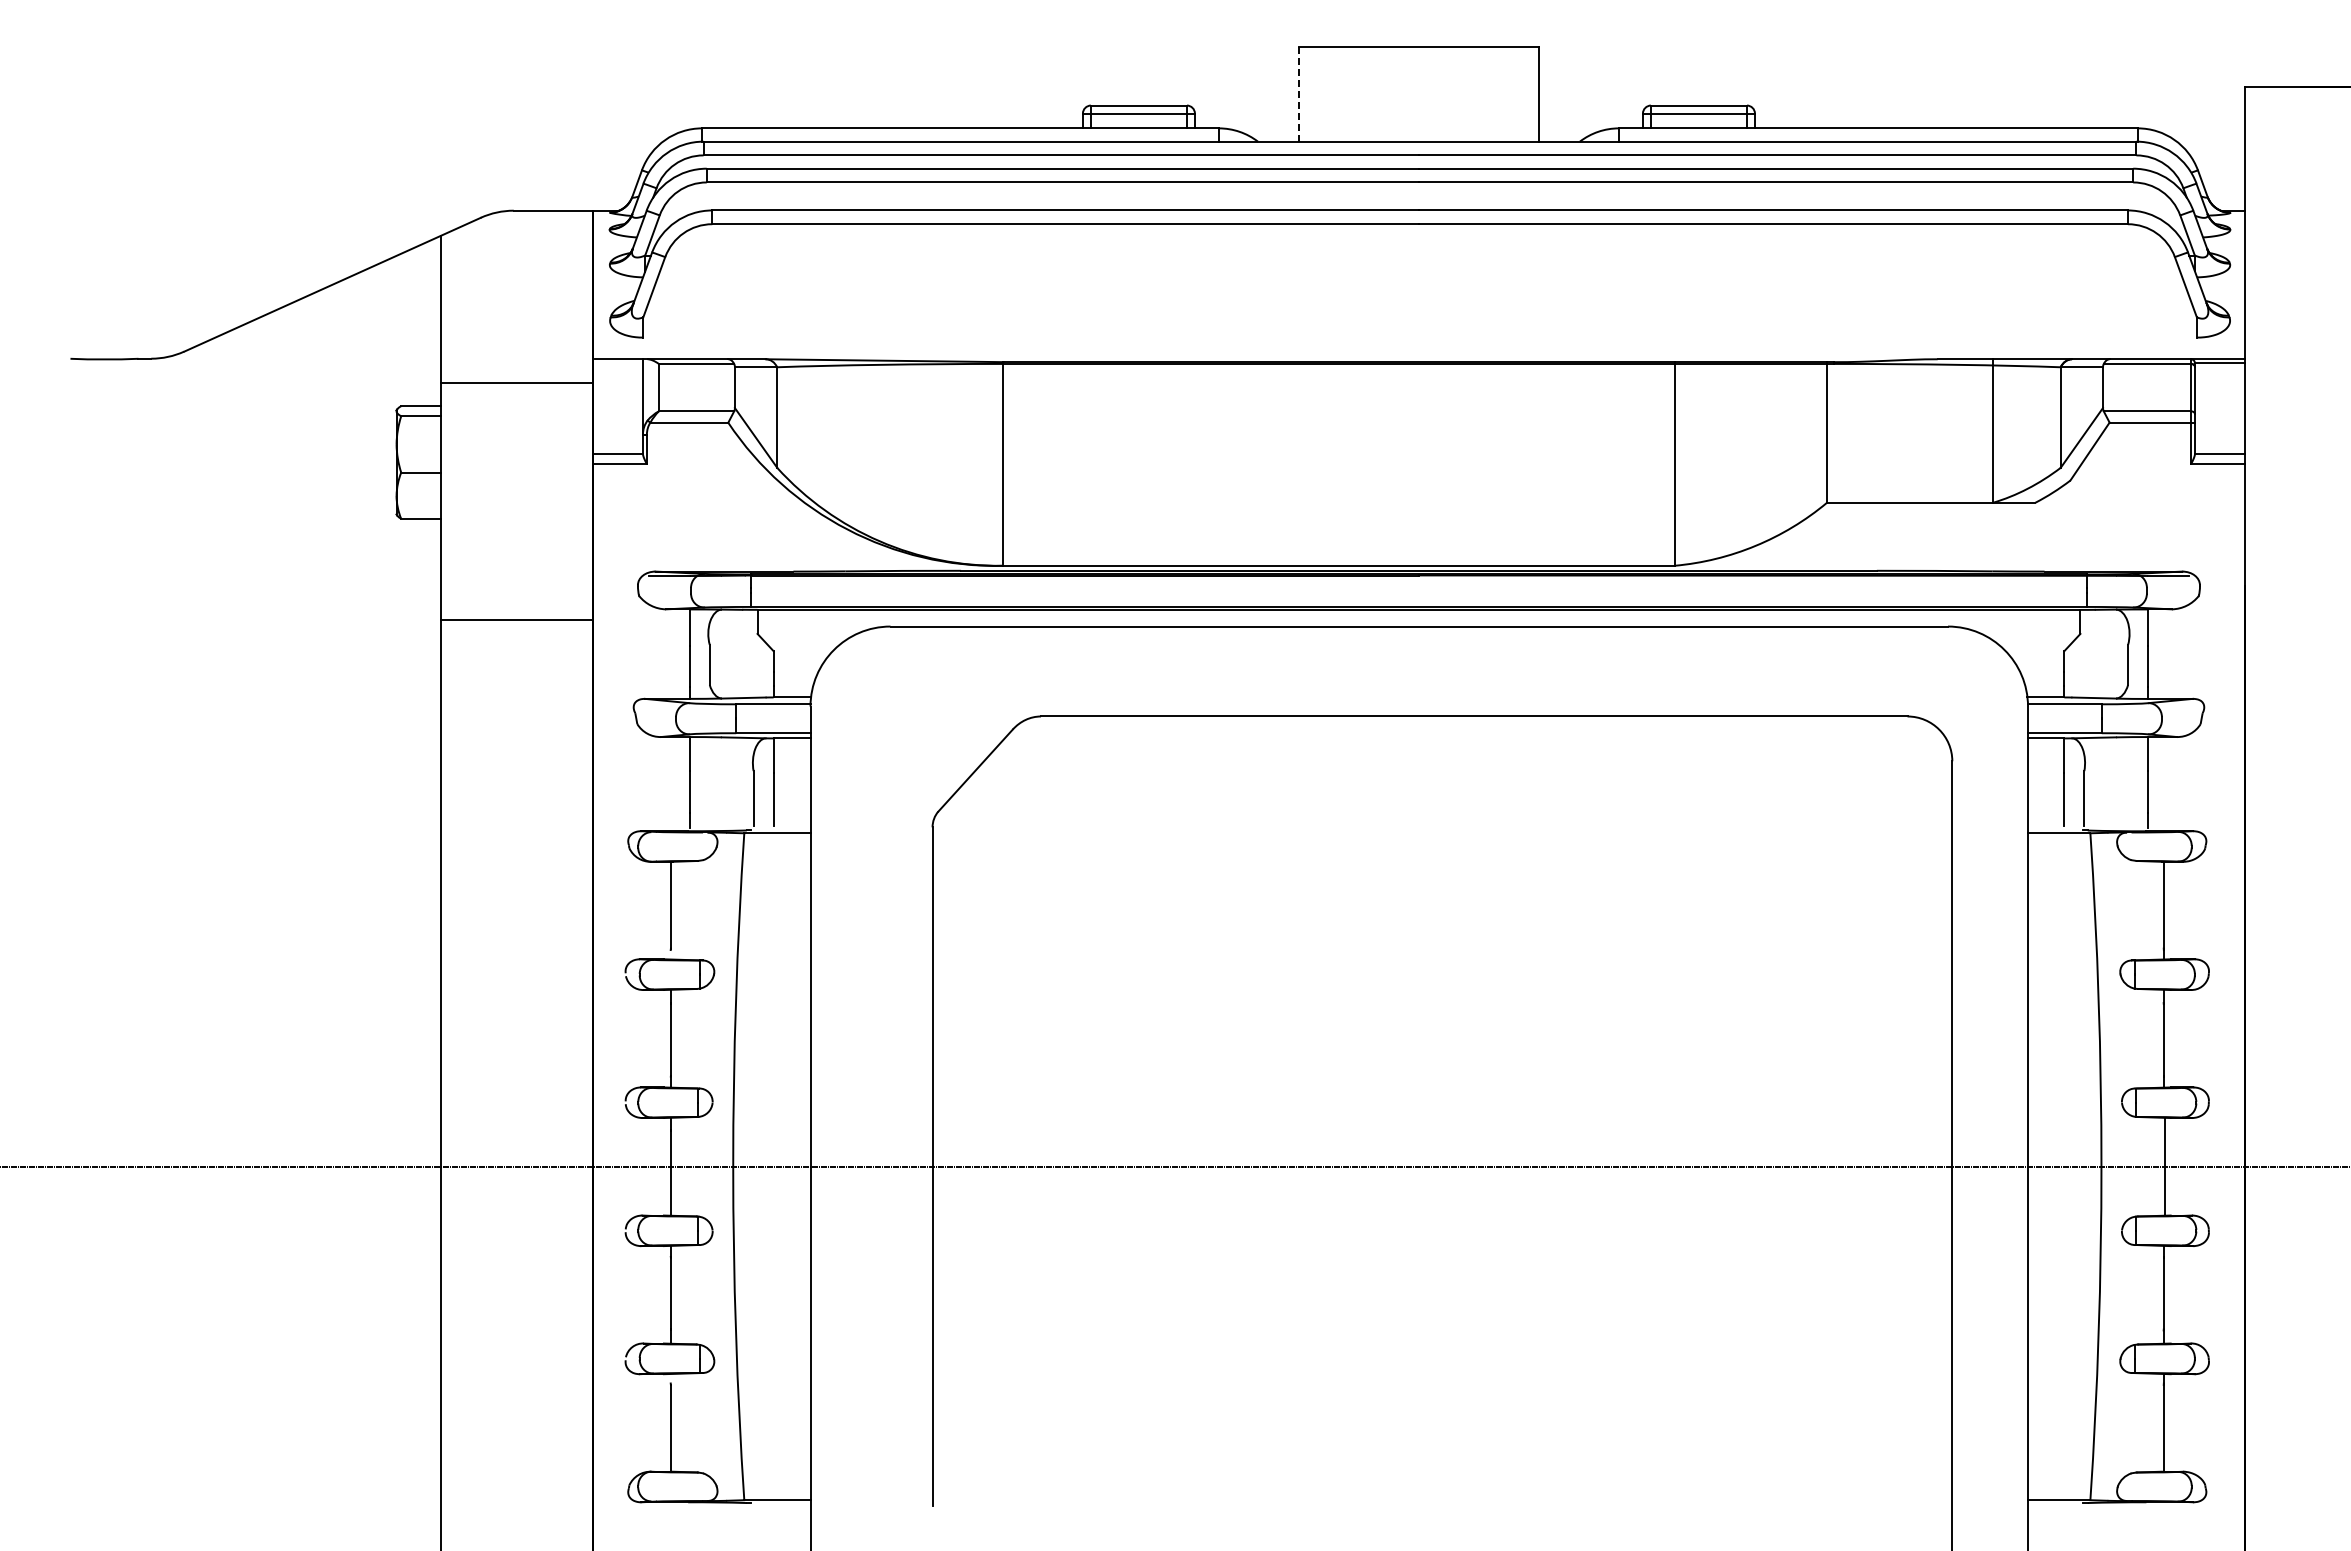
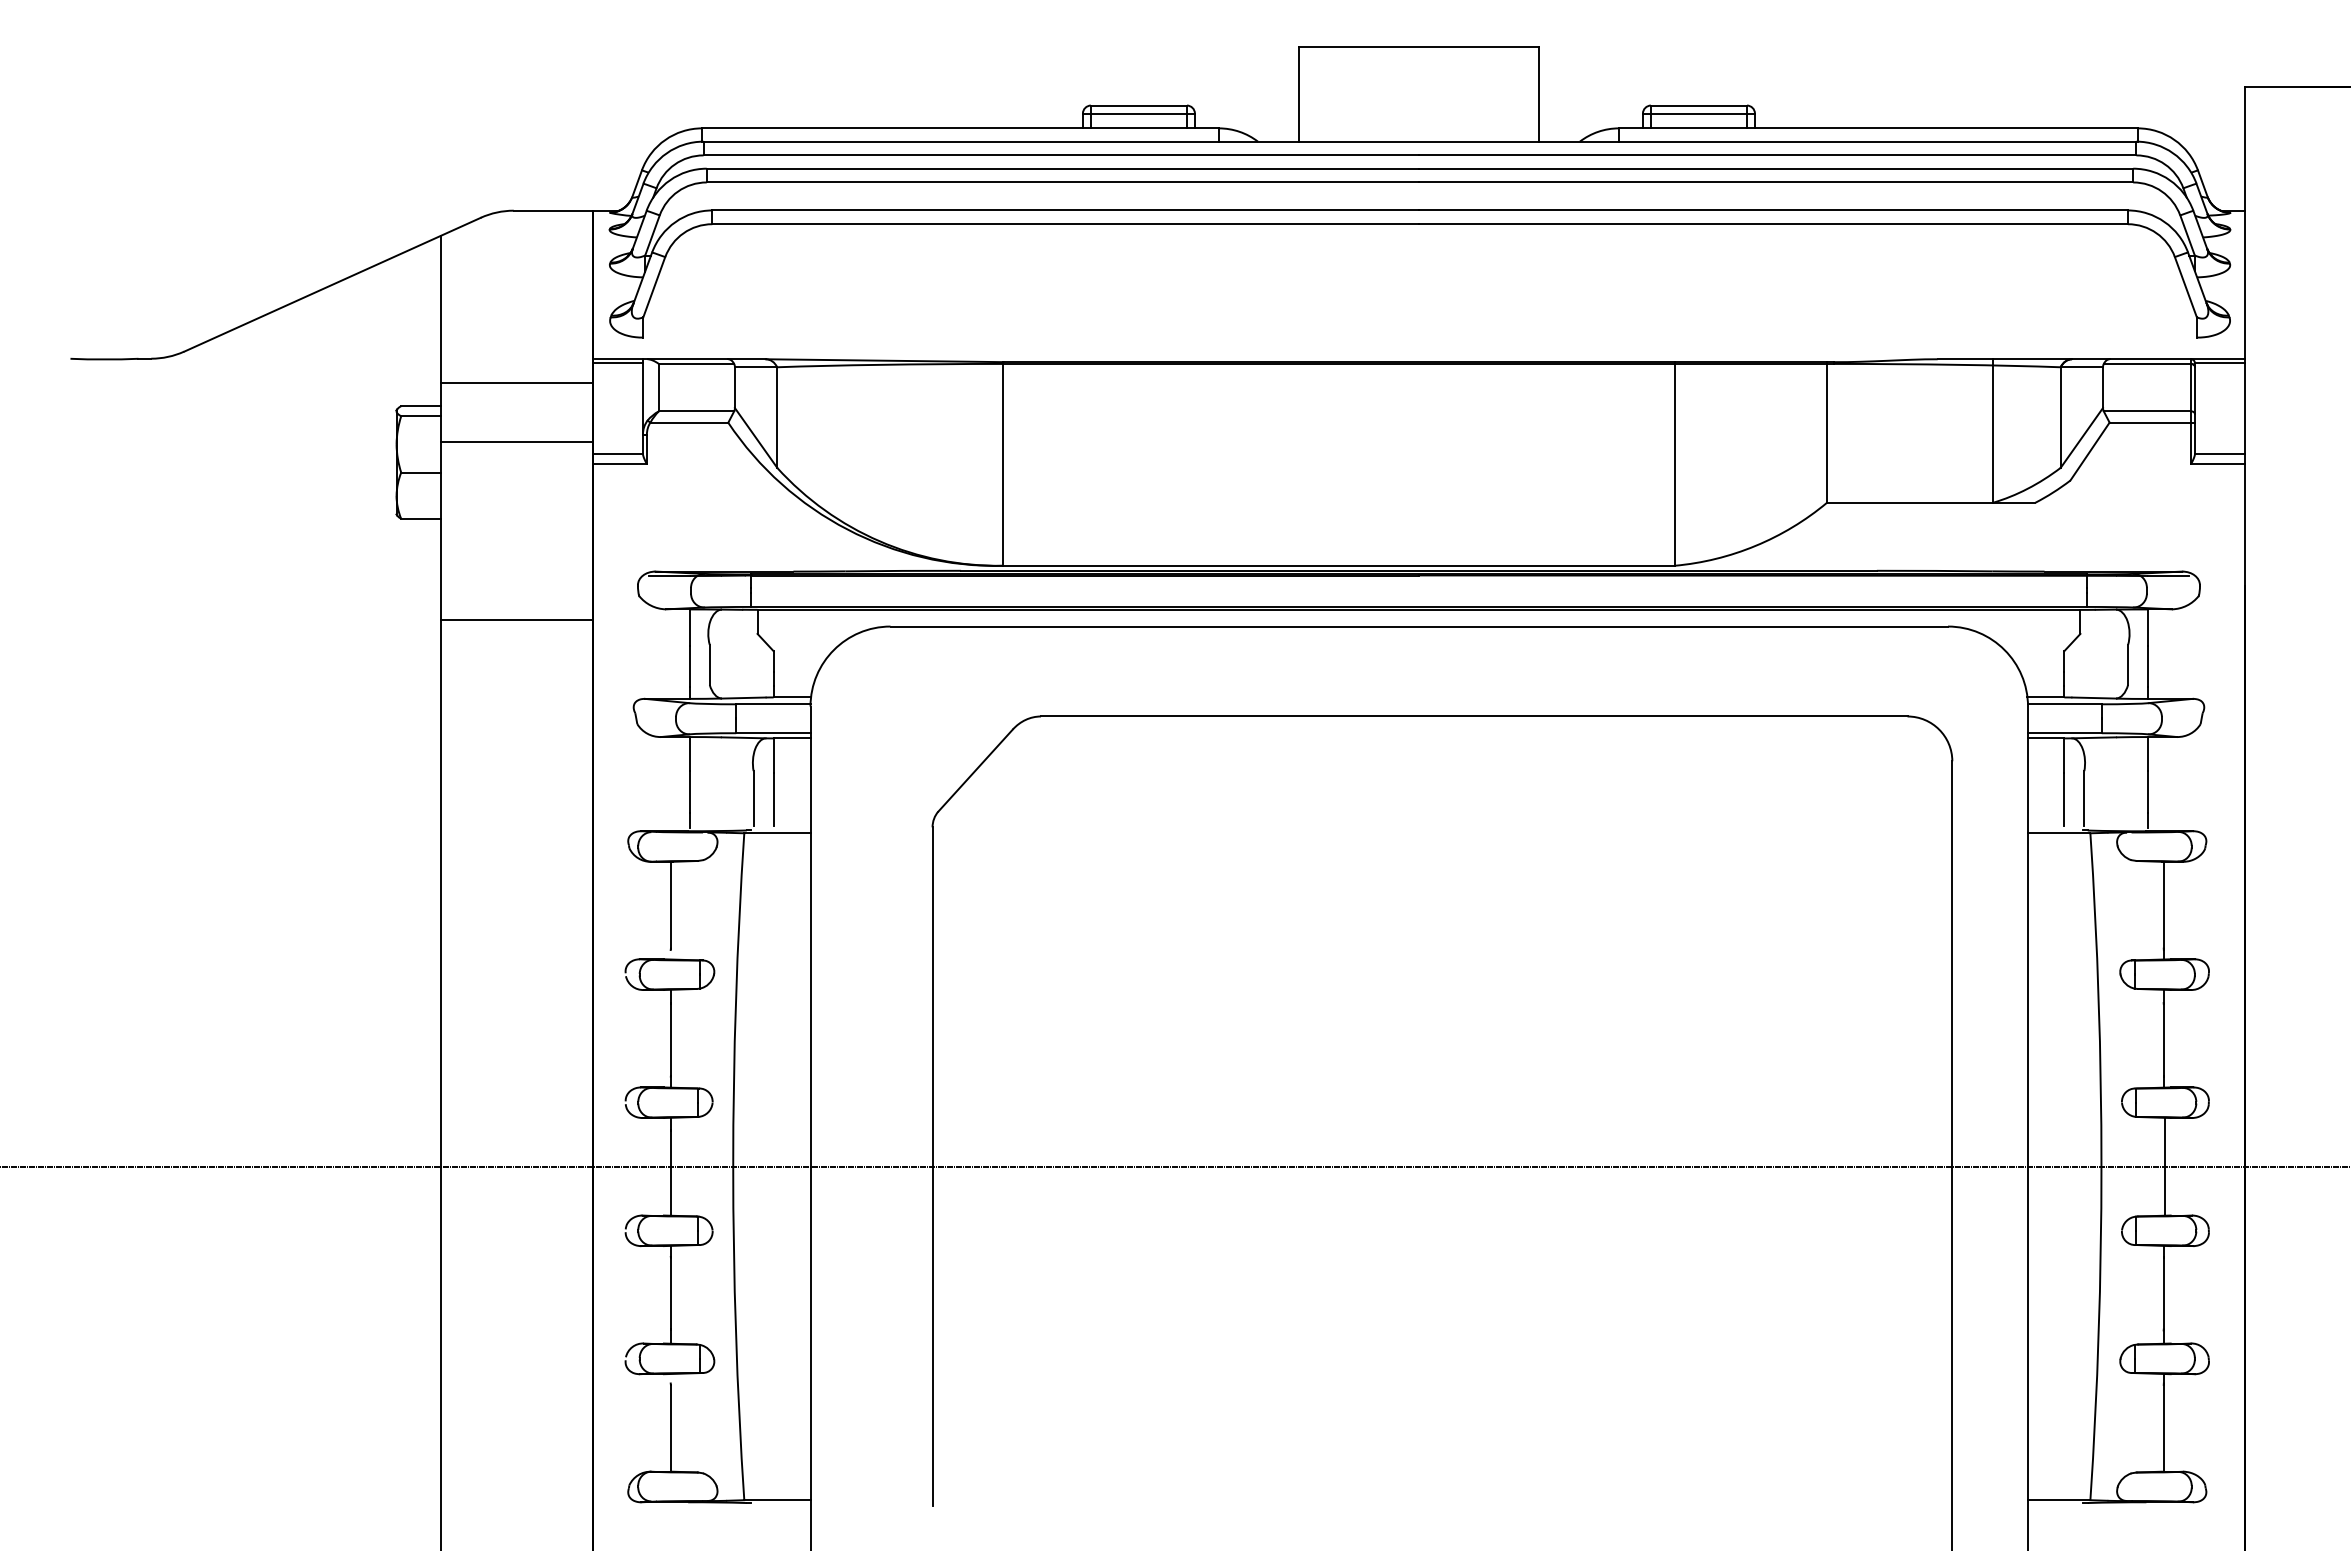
line: dashed -> solid (1298, 94)
line: none -> present (617, 363)
line: none -> present (516, 441)
